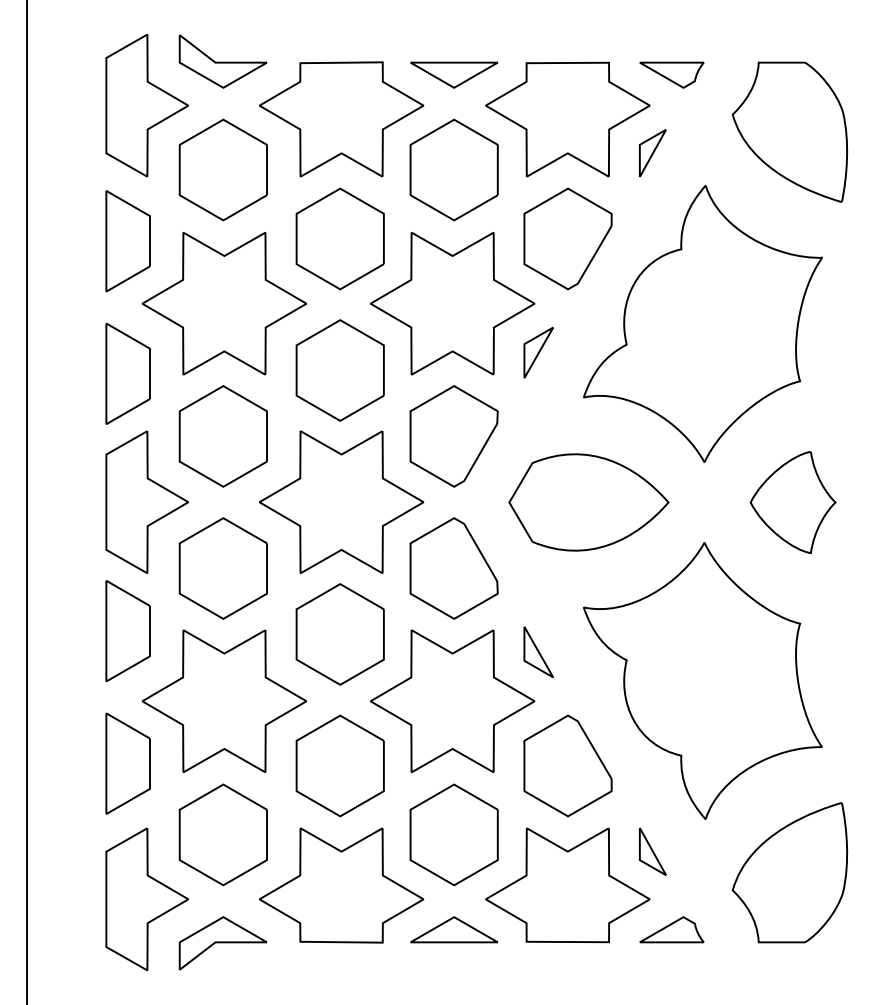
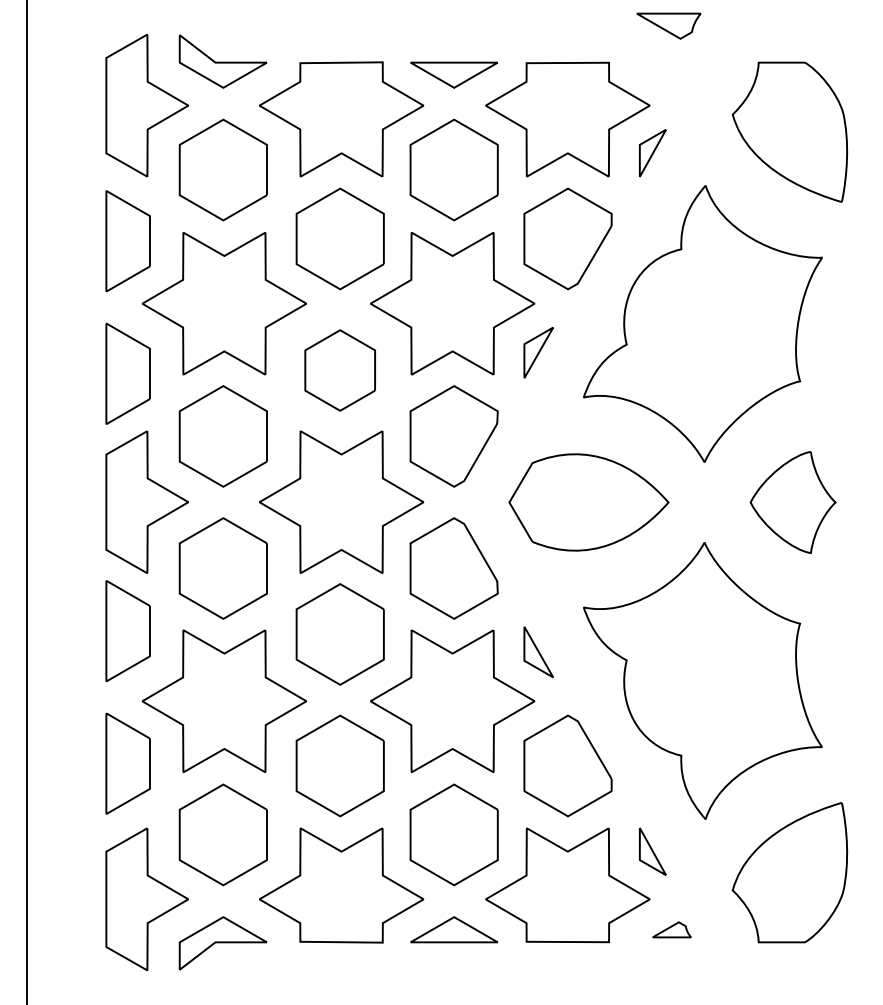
part position: (671, 74) -> (668, 25) (668, 25)
part size: 90x103 px -> 72x83 px (339, 370)
part size: 66x28 px -> 40x18 px (671, 929)
